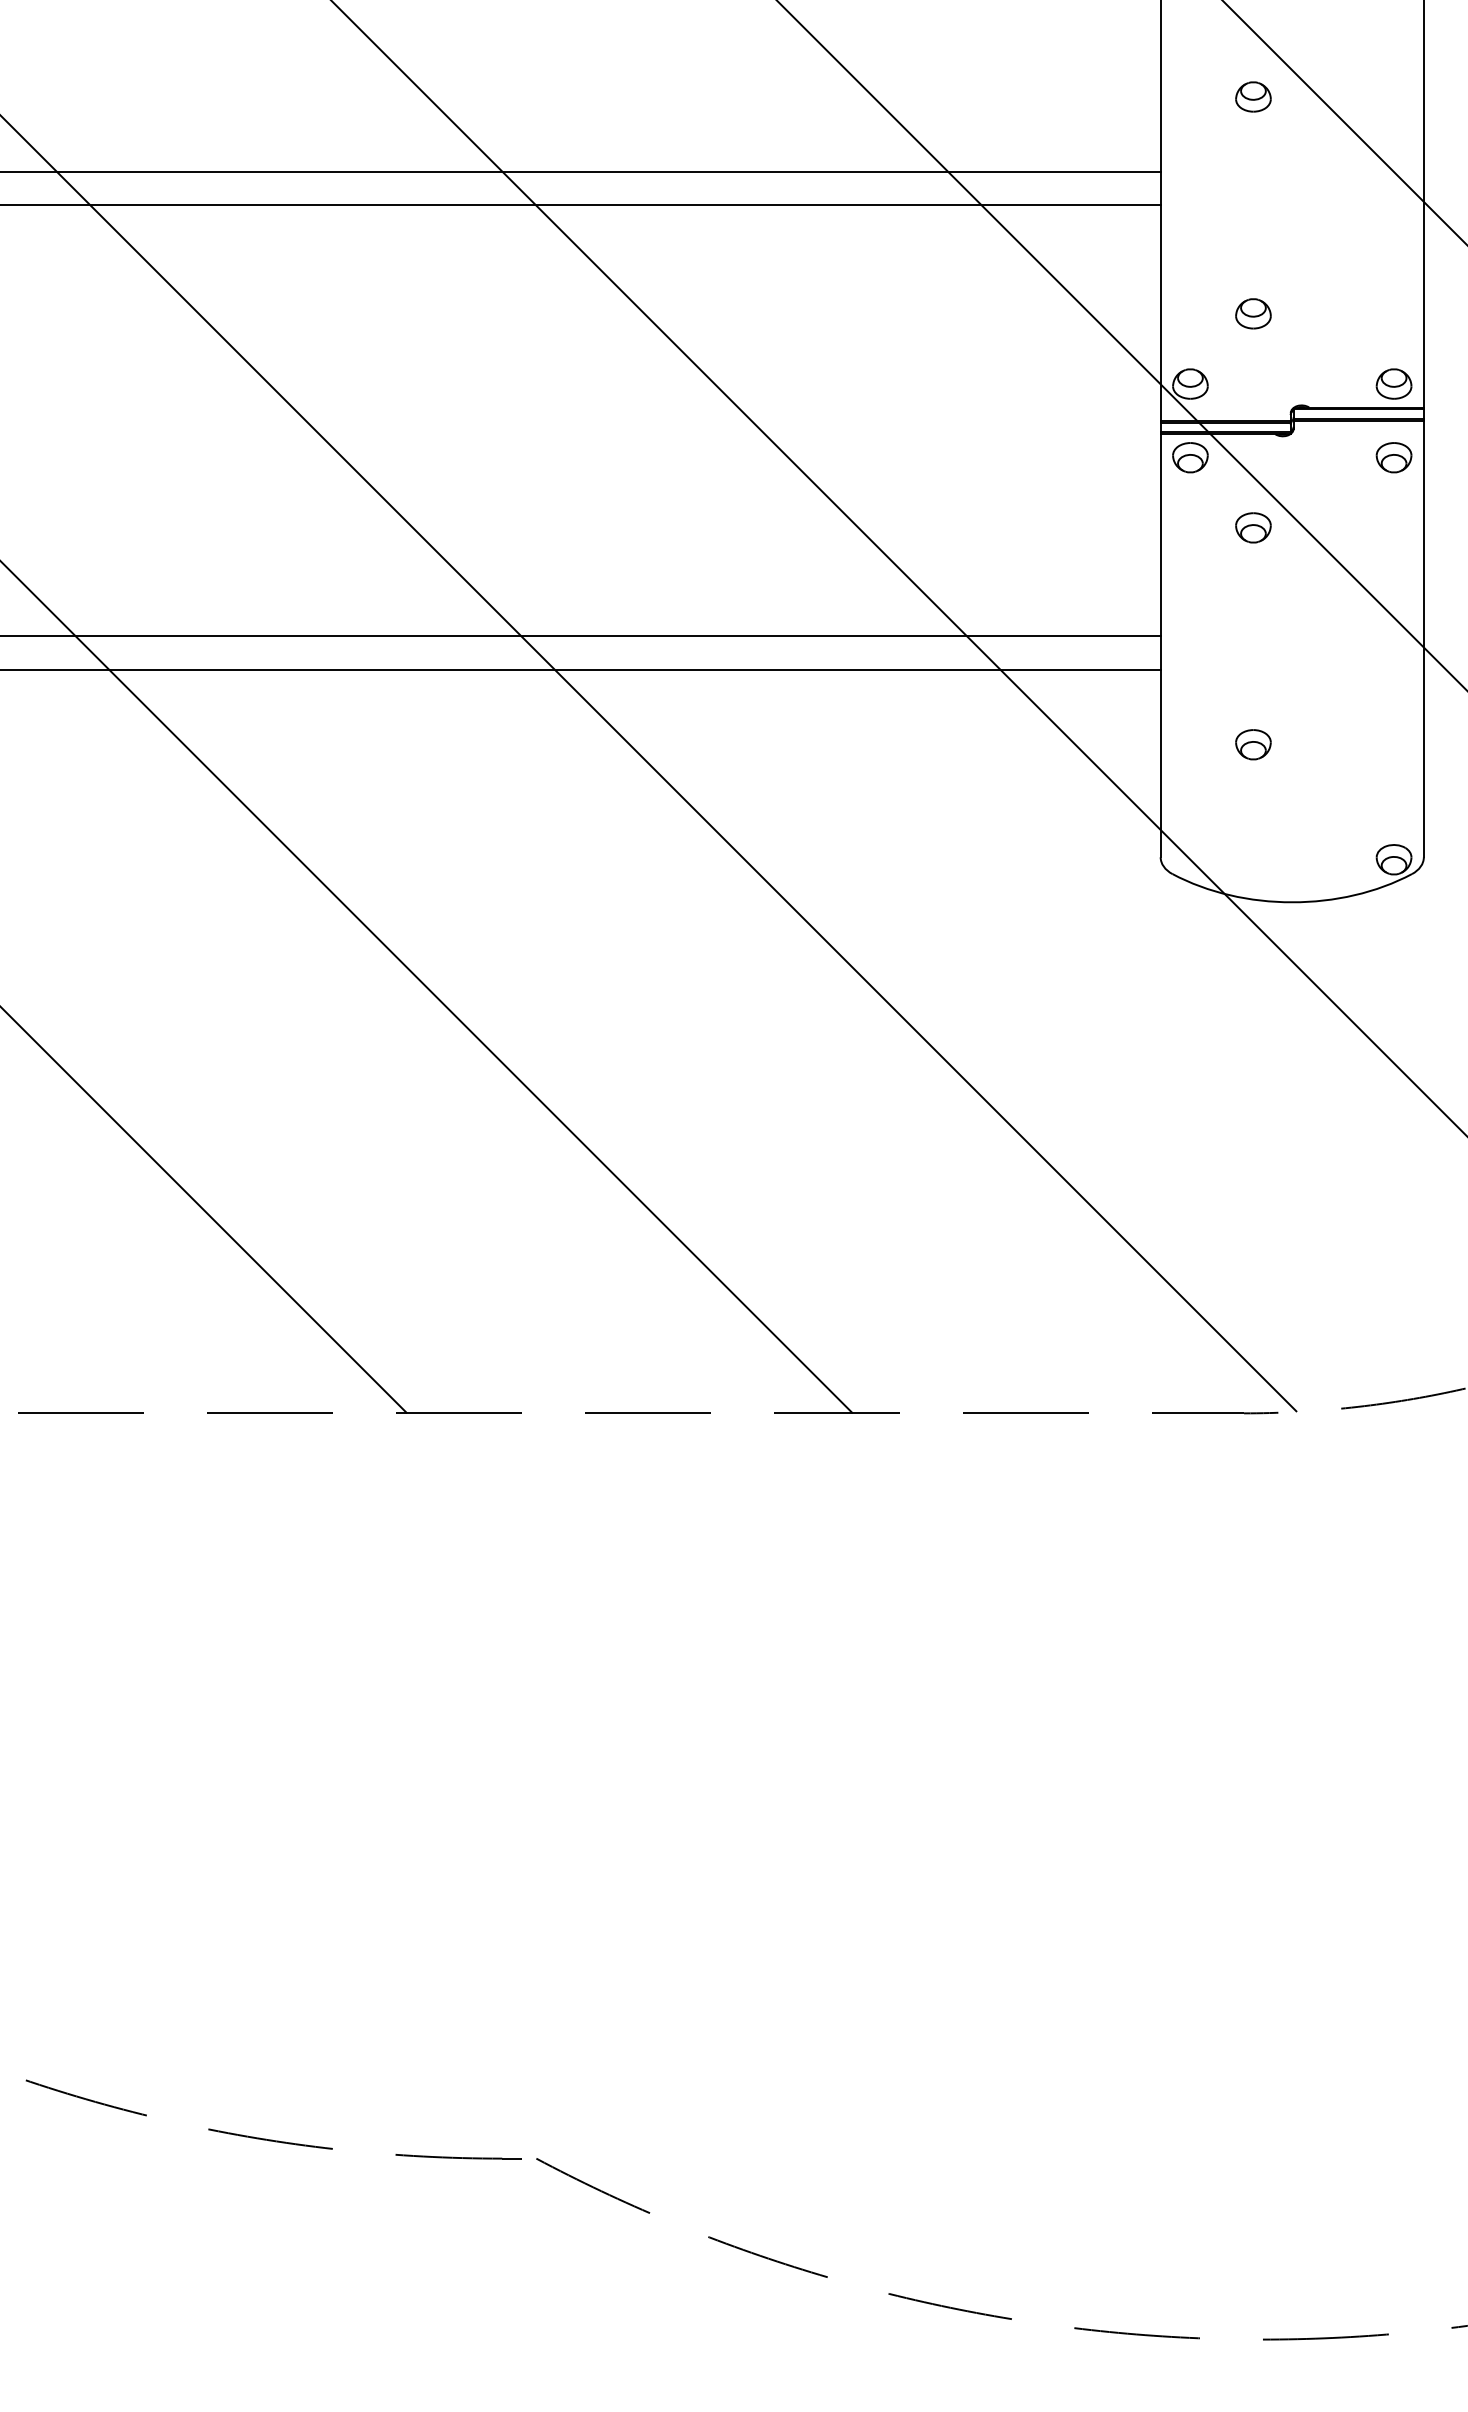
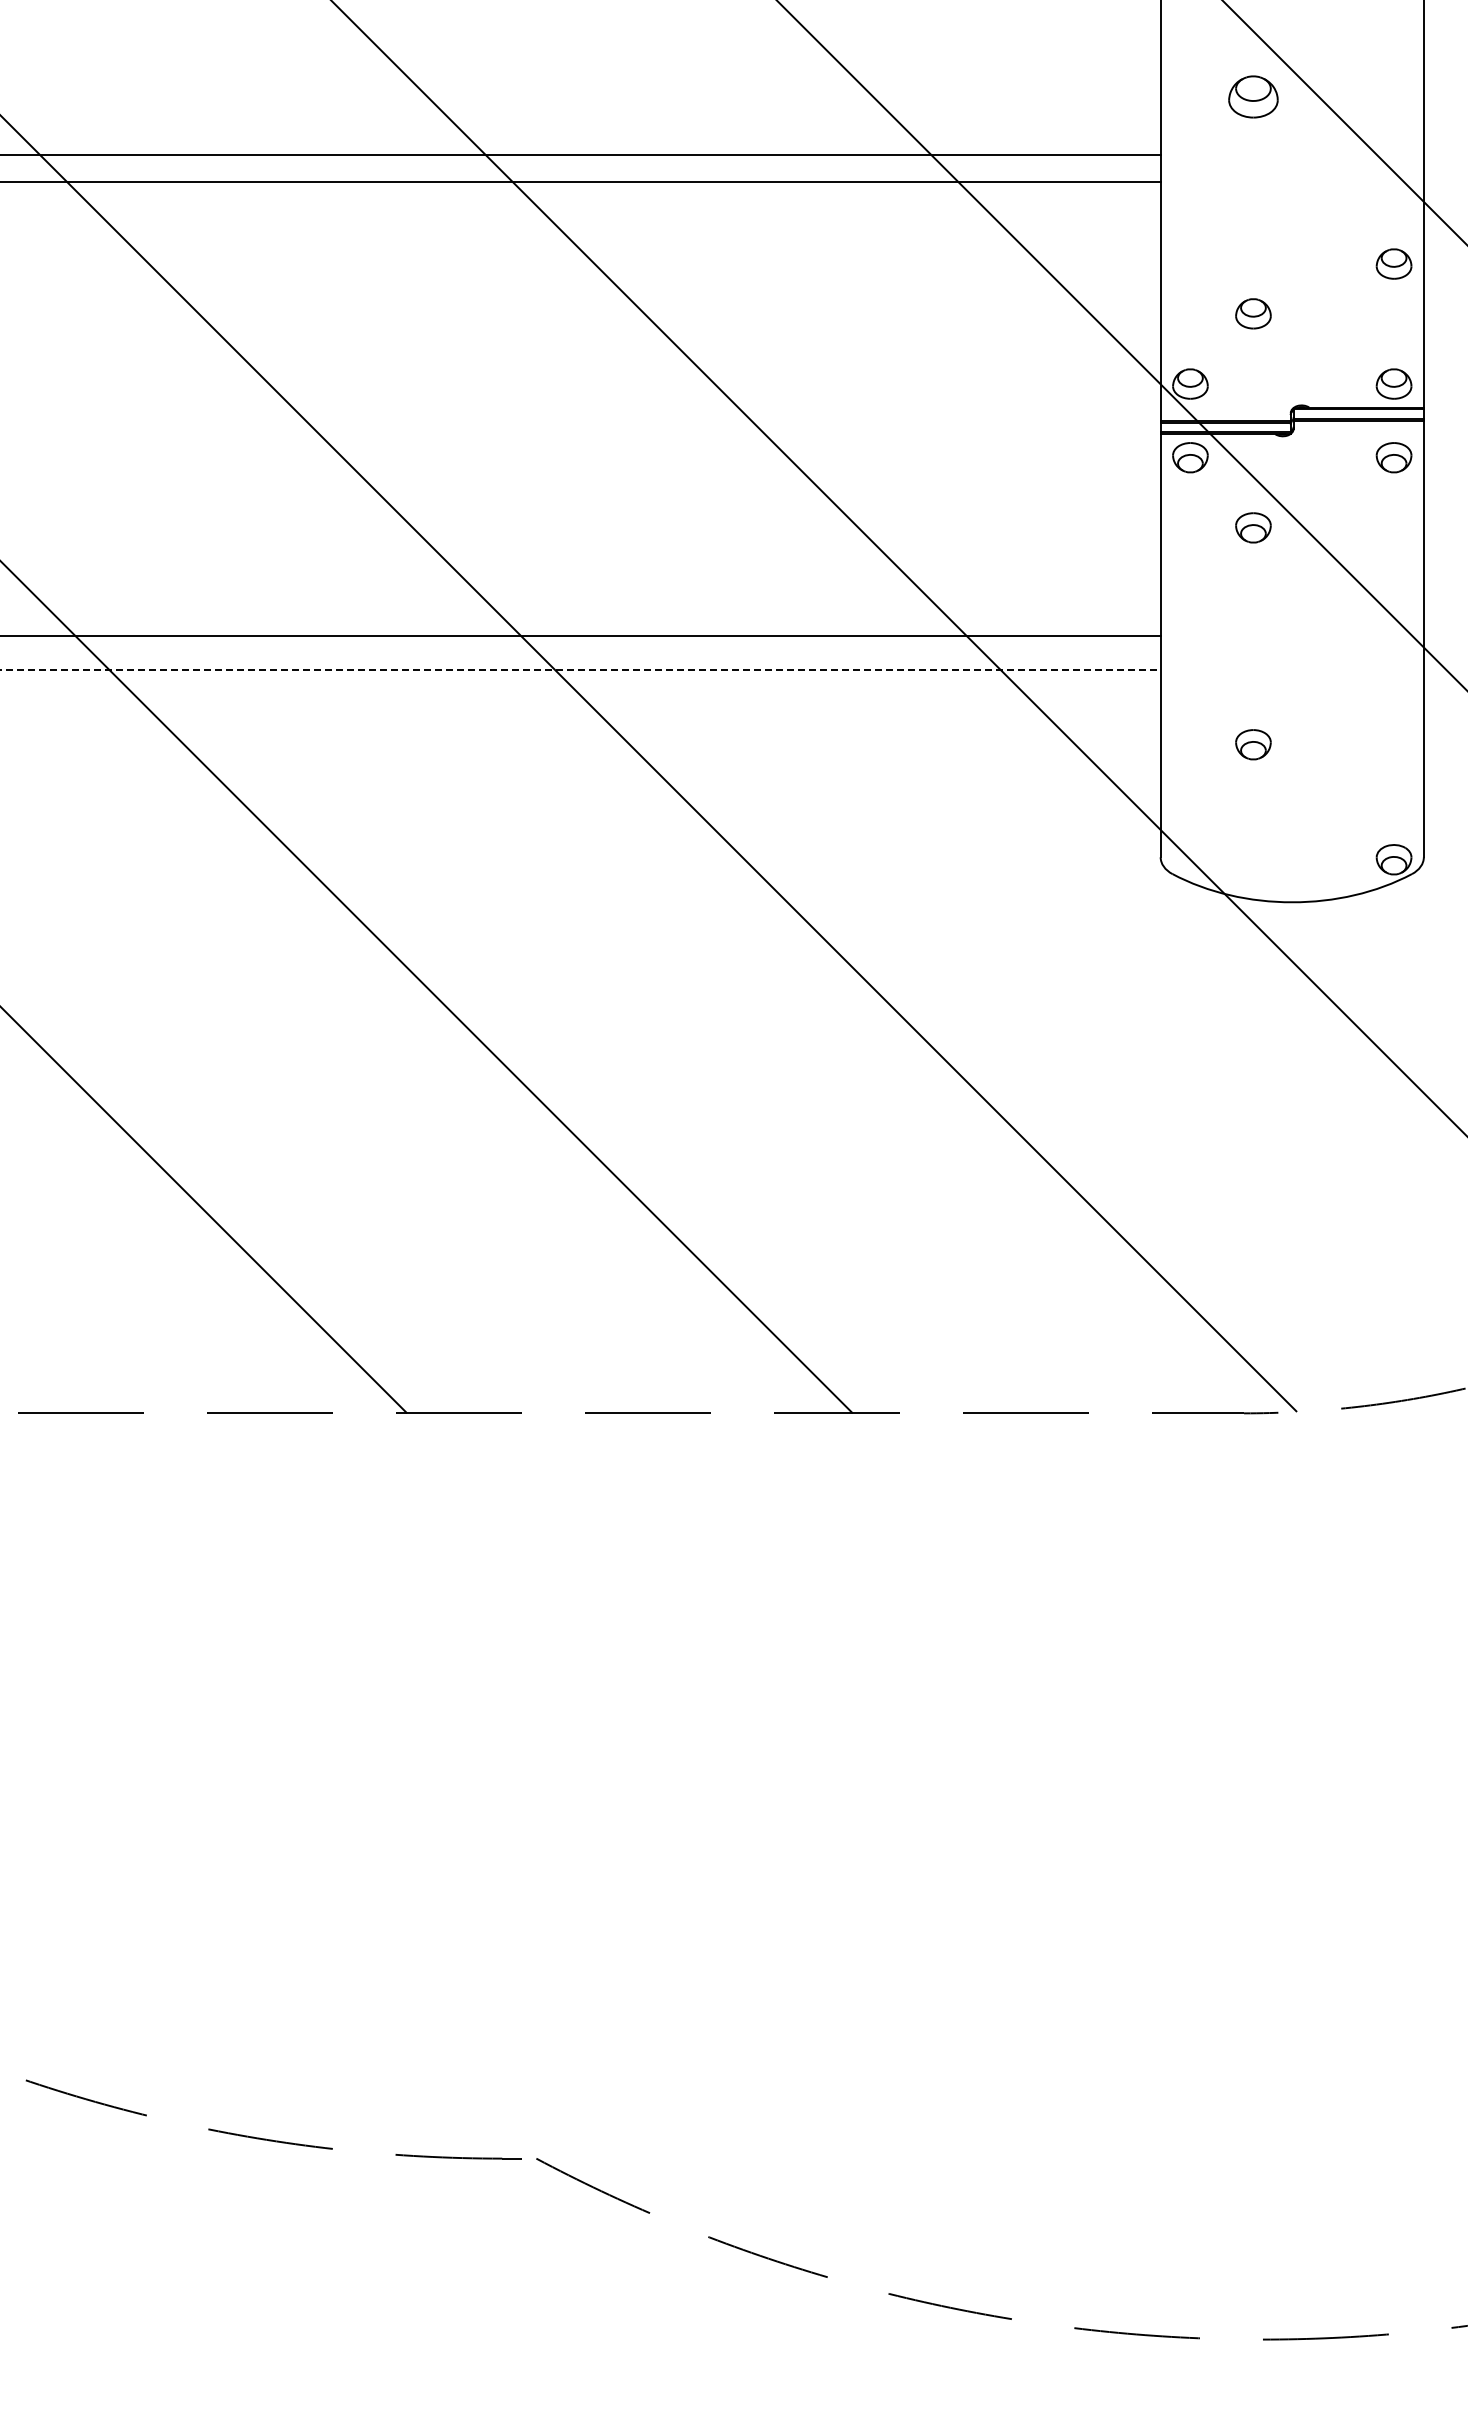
part size: 37x32 px -> 51x44 px (1253, 96)
line position: (581, 171) -> (581, 154) (581, 154)
line position: (581, 205) -> (581, 182) (581, 182)
part: none -> present (1393, 263)
line: solid -> dashed (580, 669)
